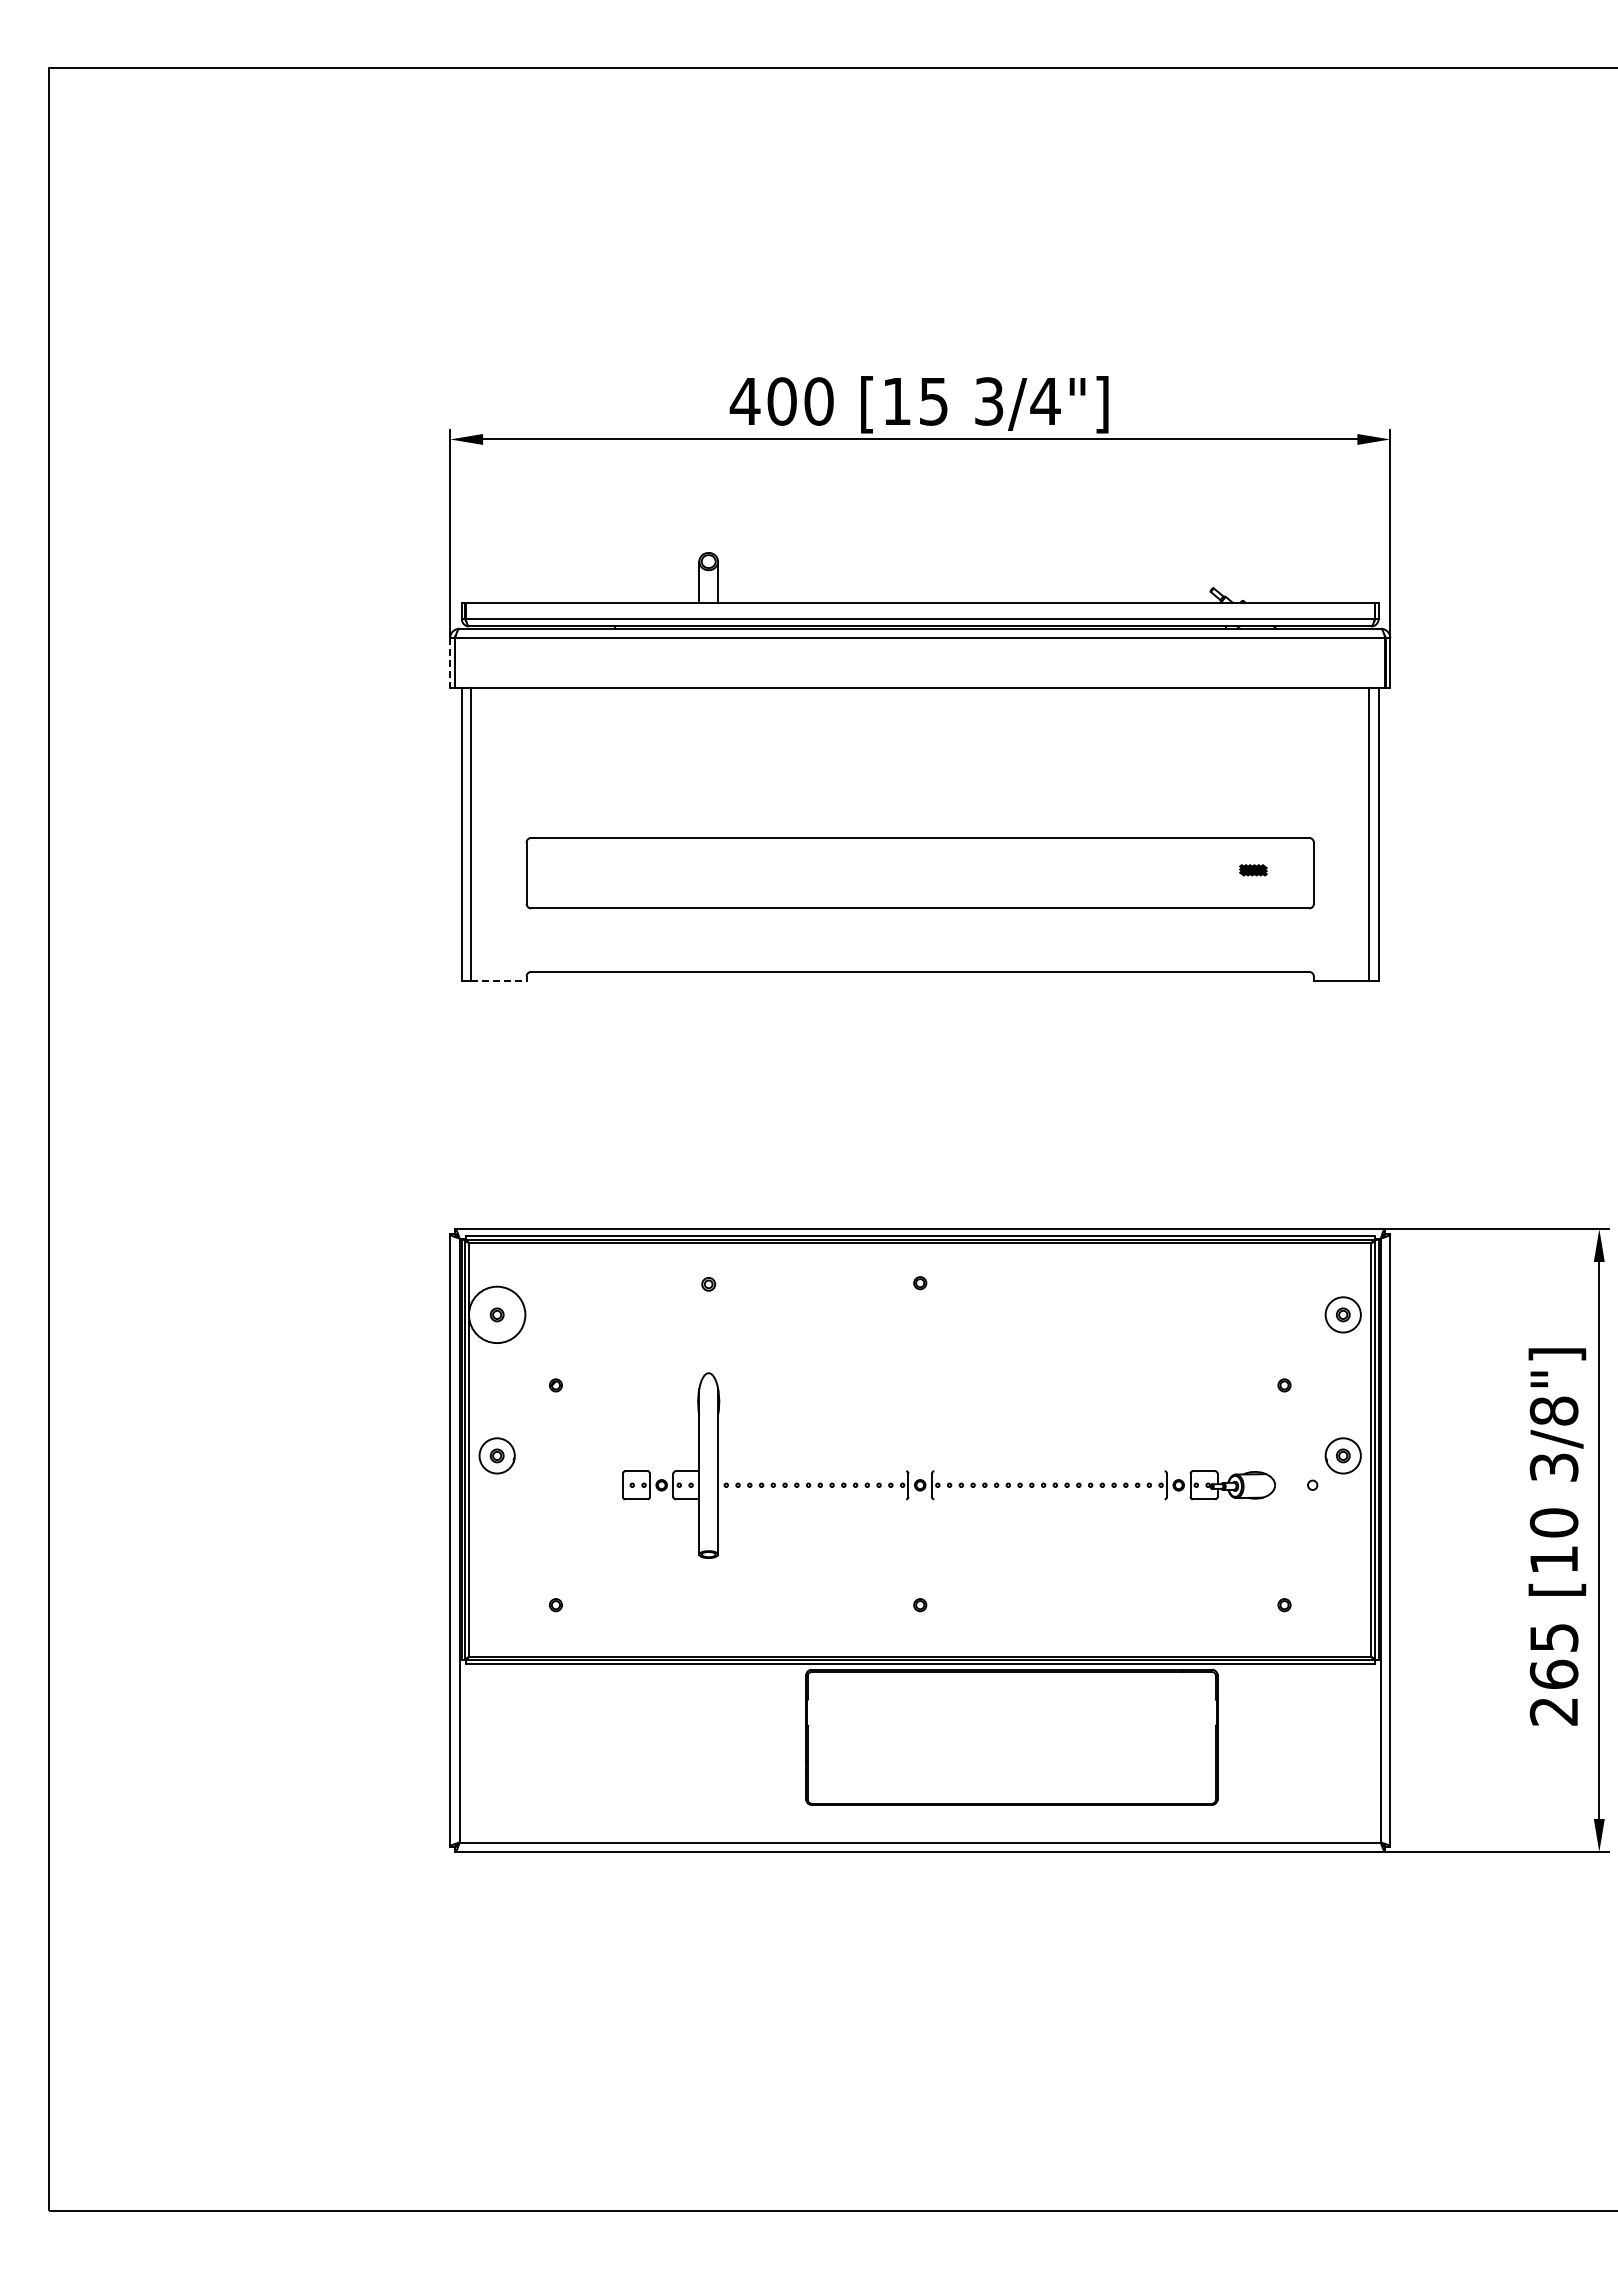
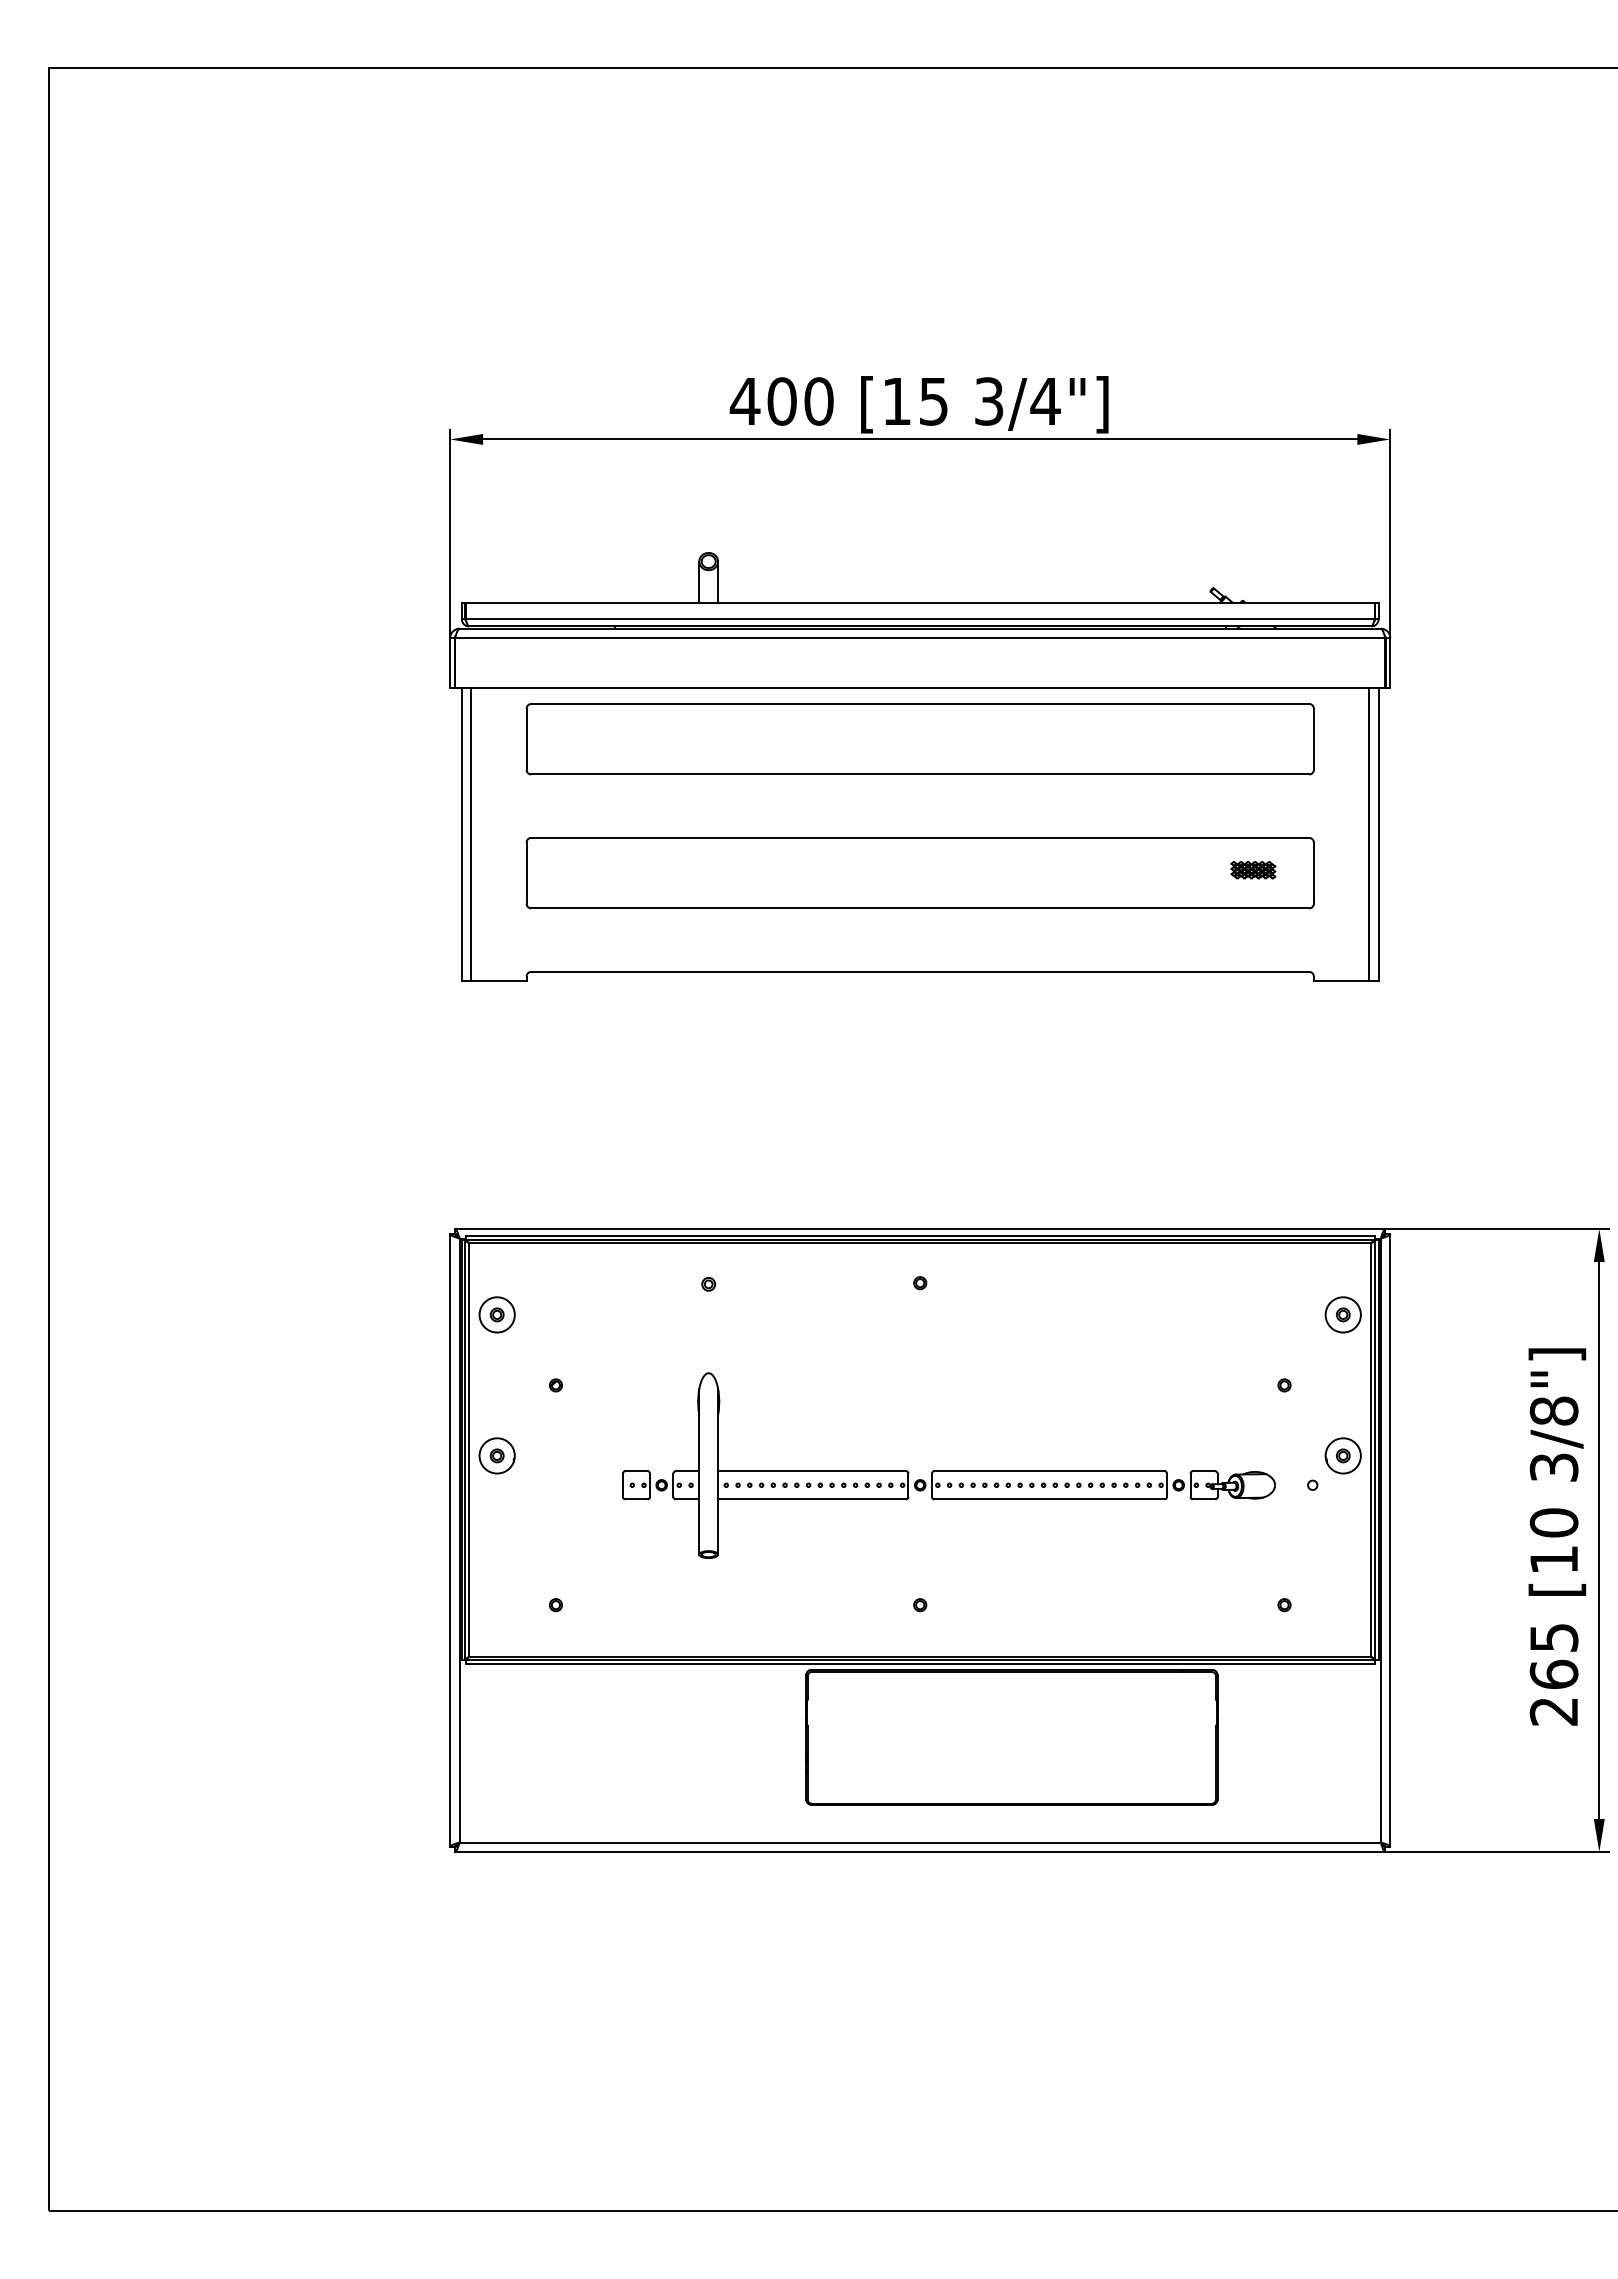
line: dashed -> solid (450, 662)
part: none -> present (919, 739)
part size: 29x13 px -> 47x19 px (1253, 870)
line: dashed -> solid (498, 981)
circle diameter: 56 px -> 35 px (496, 1314)
line: none -> present (812, 1471)
line: none -> present (1049, 1471)
line: none -> present (812, 1499)
line: none -> present (1049, 1499)
